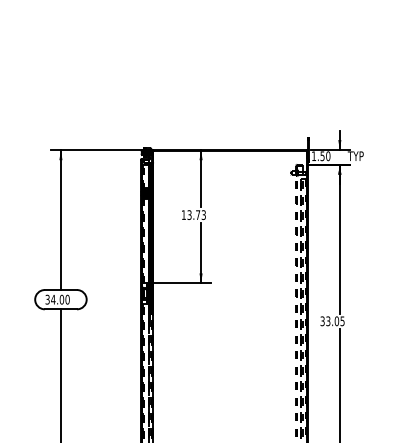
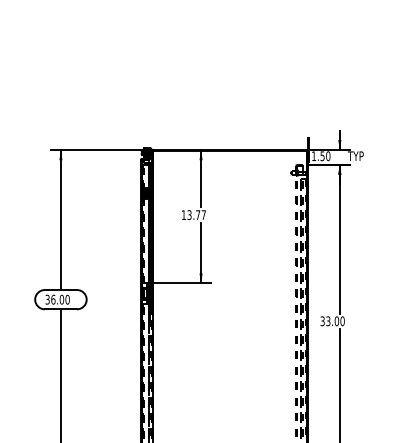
text: 13.73 -> 13.77 (203, 215)
text: 34.00 -> 36.00 (53, 299)
text: 33.05 -> 33.00 (342, 321)
